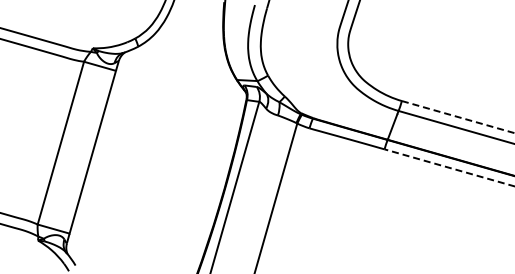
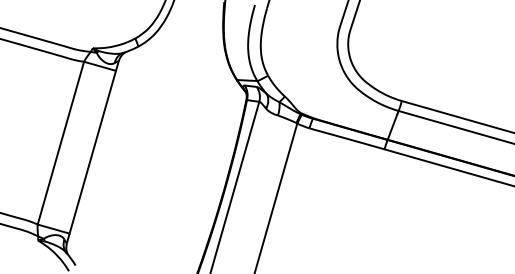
line: dashed -> solid (458, 117)
line: dashed -> solid (449, 167)
